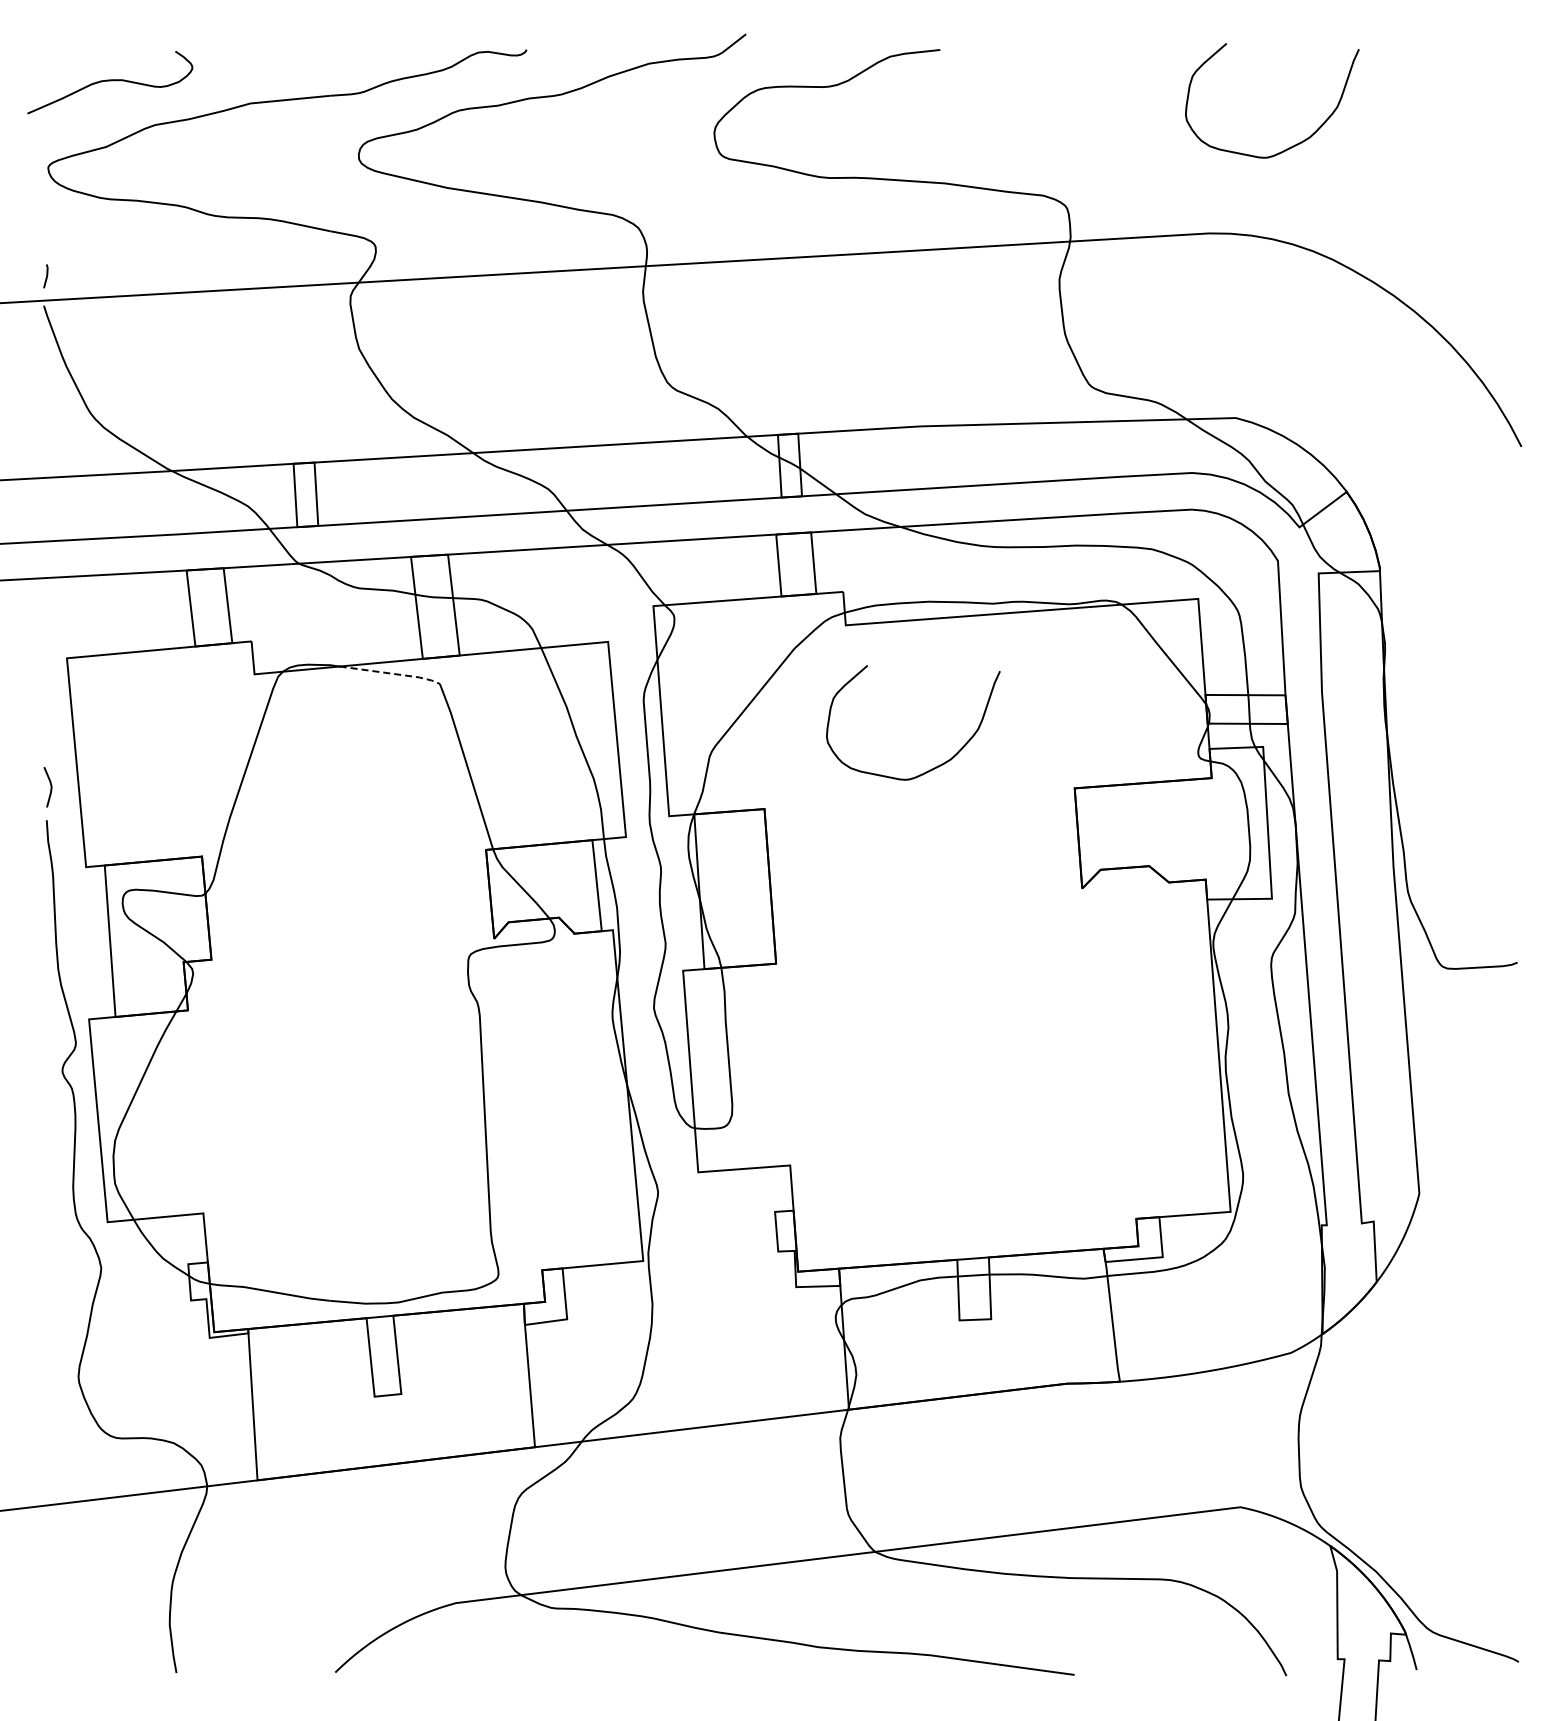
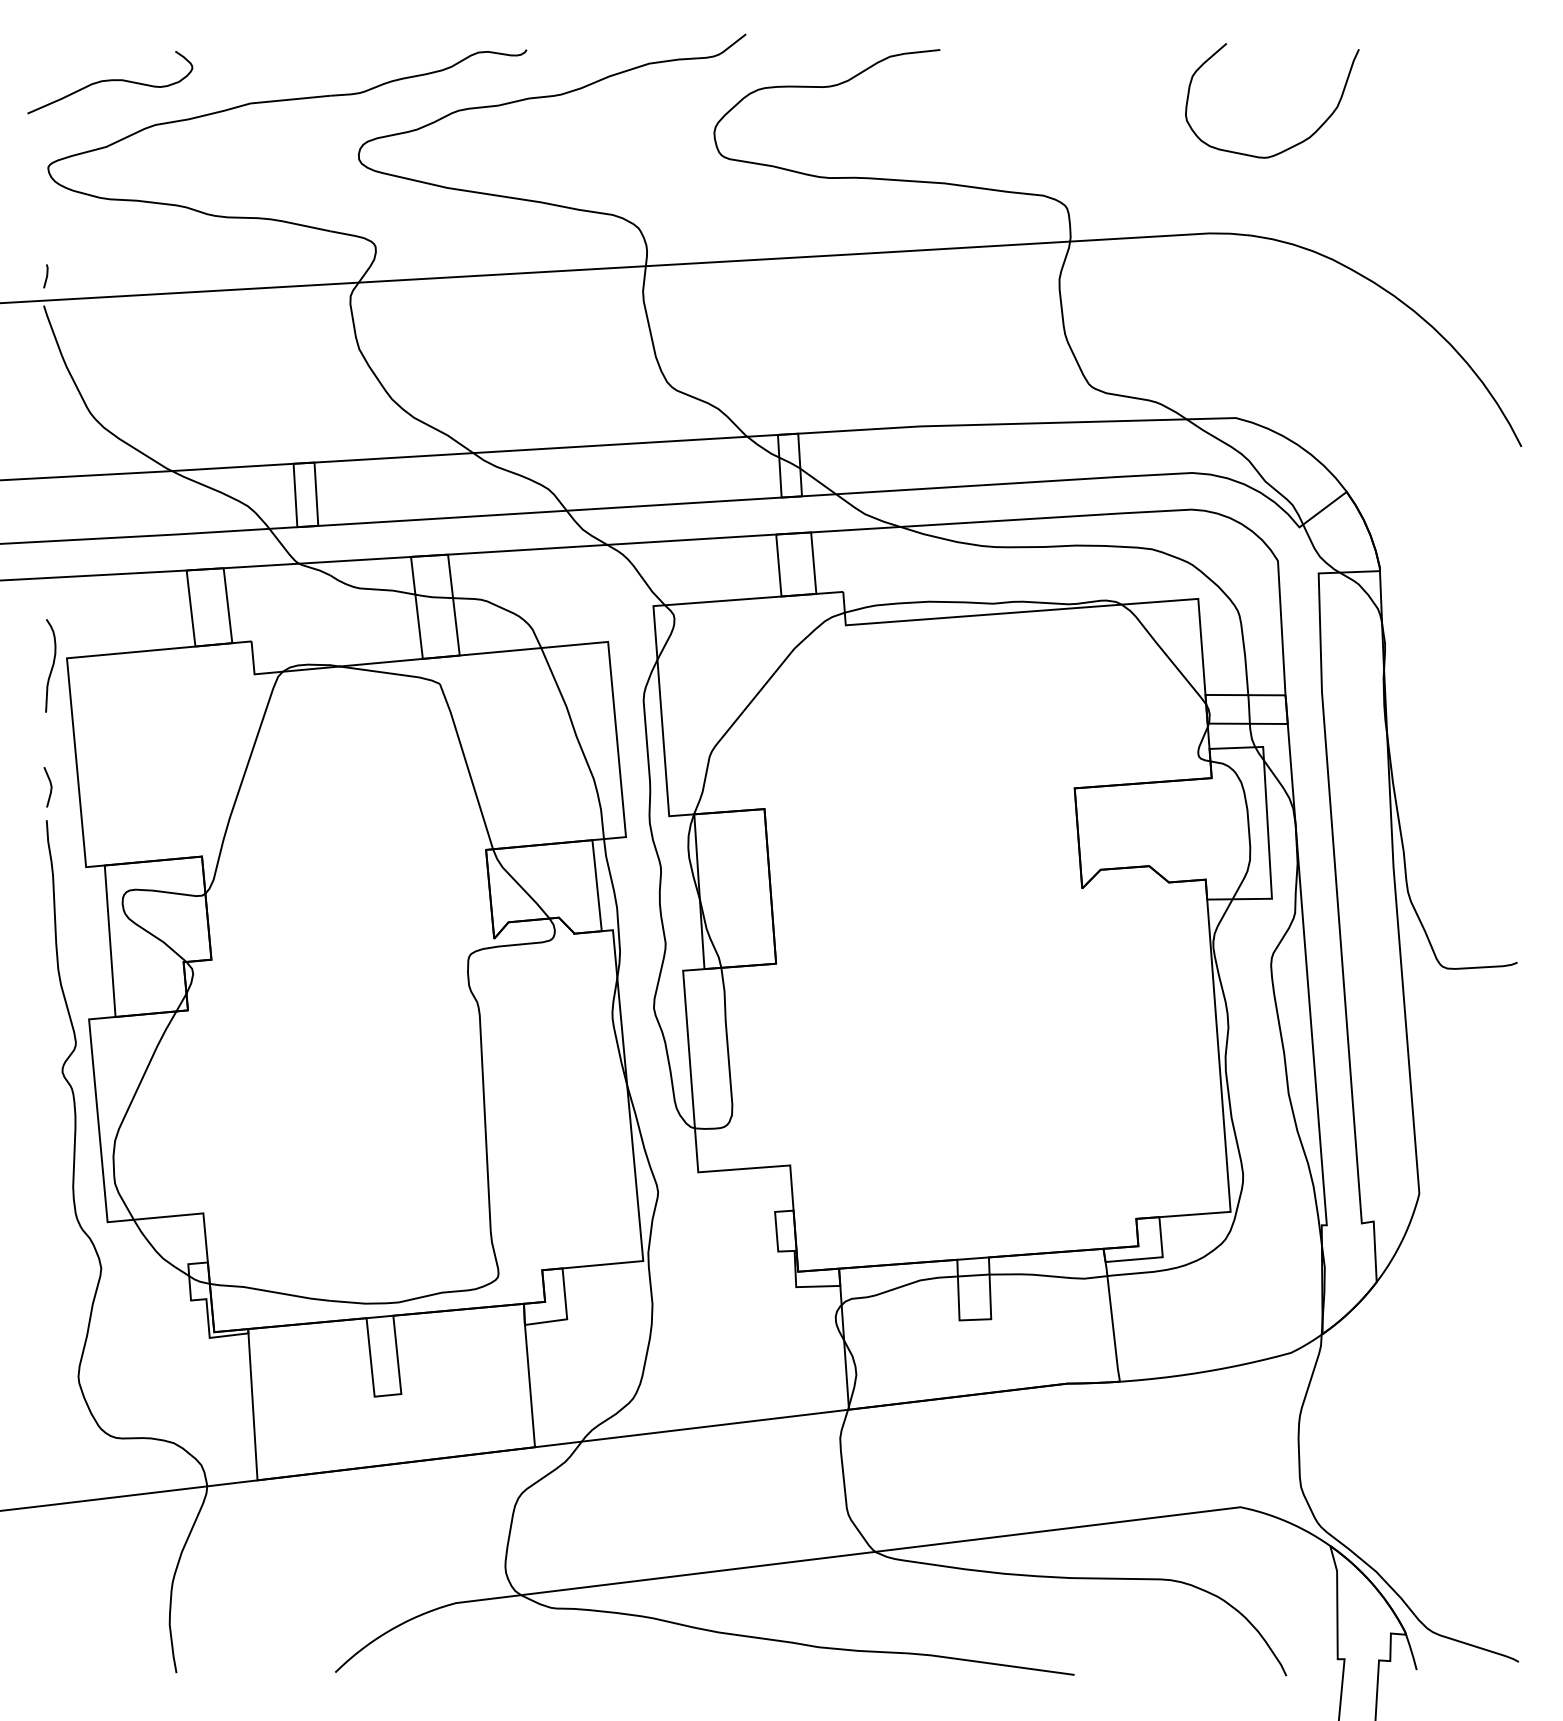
curve: none -> present (51, 666)
line: dashed -> solid (391, 673)
curve: present -> none (936, 766)
